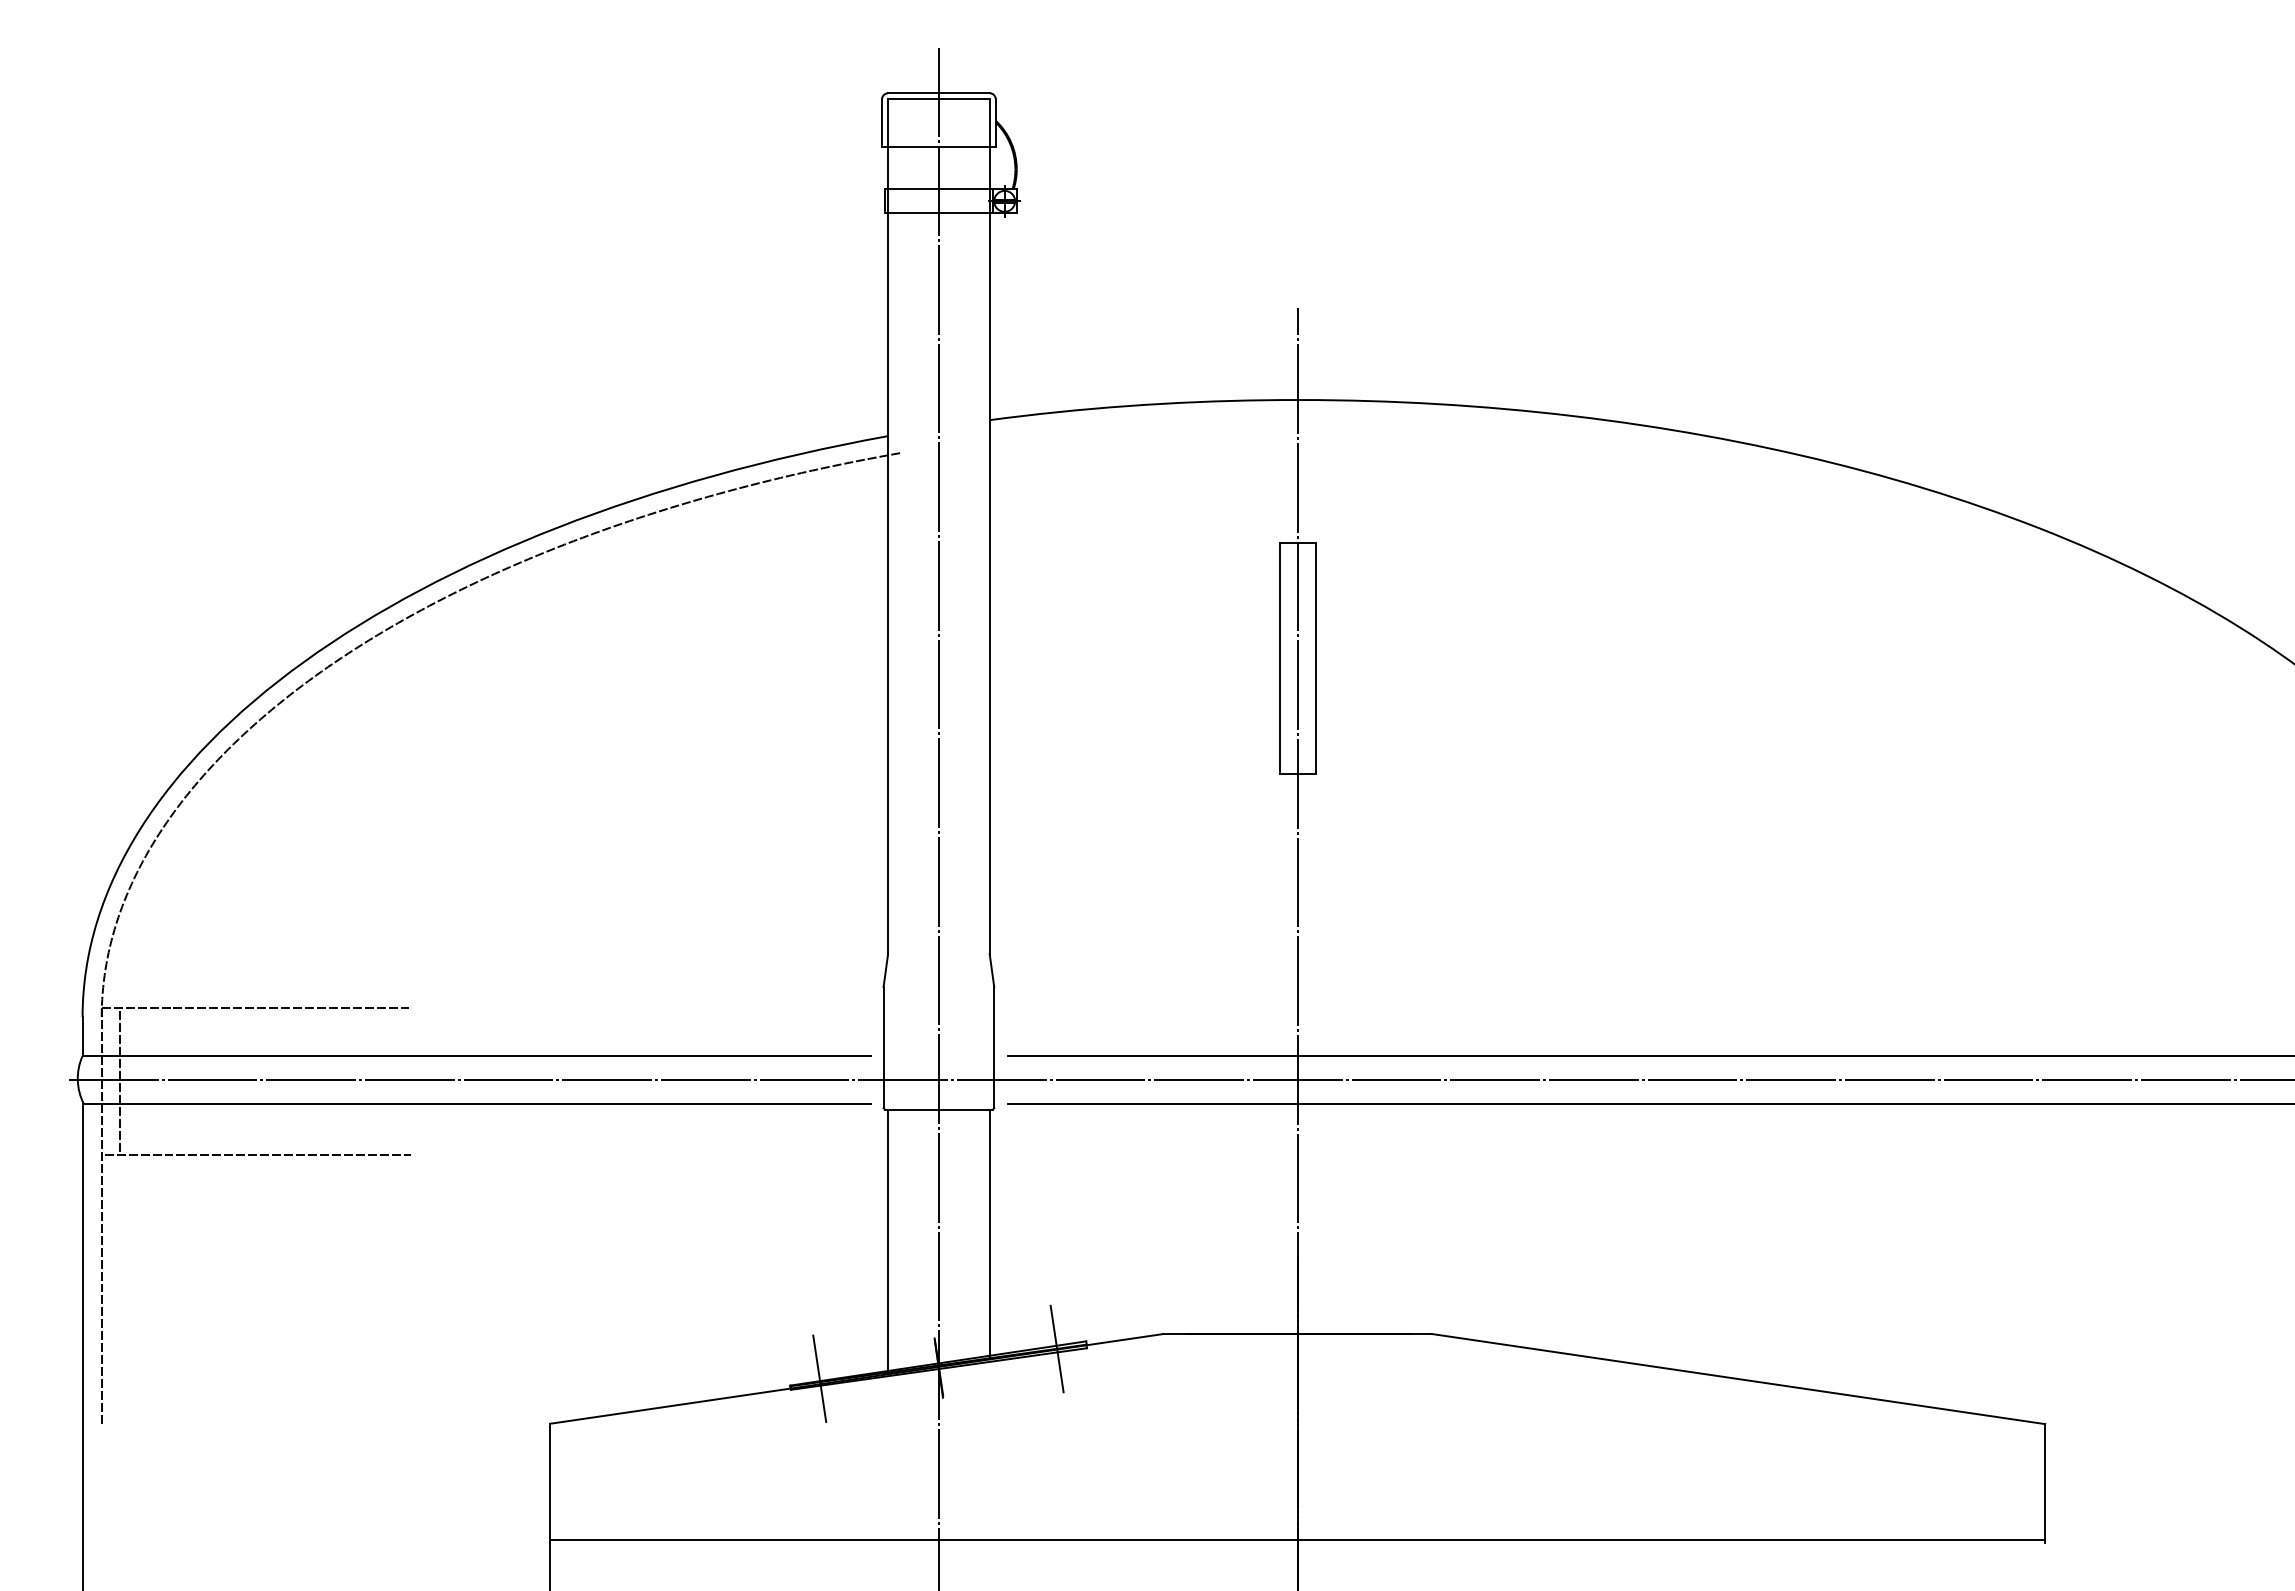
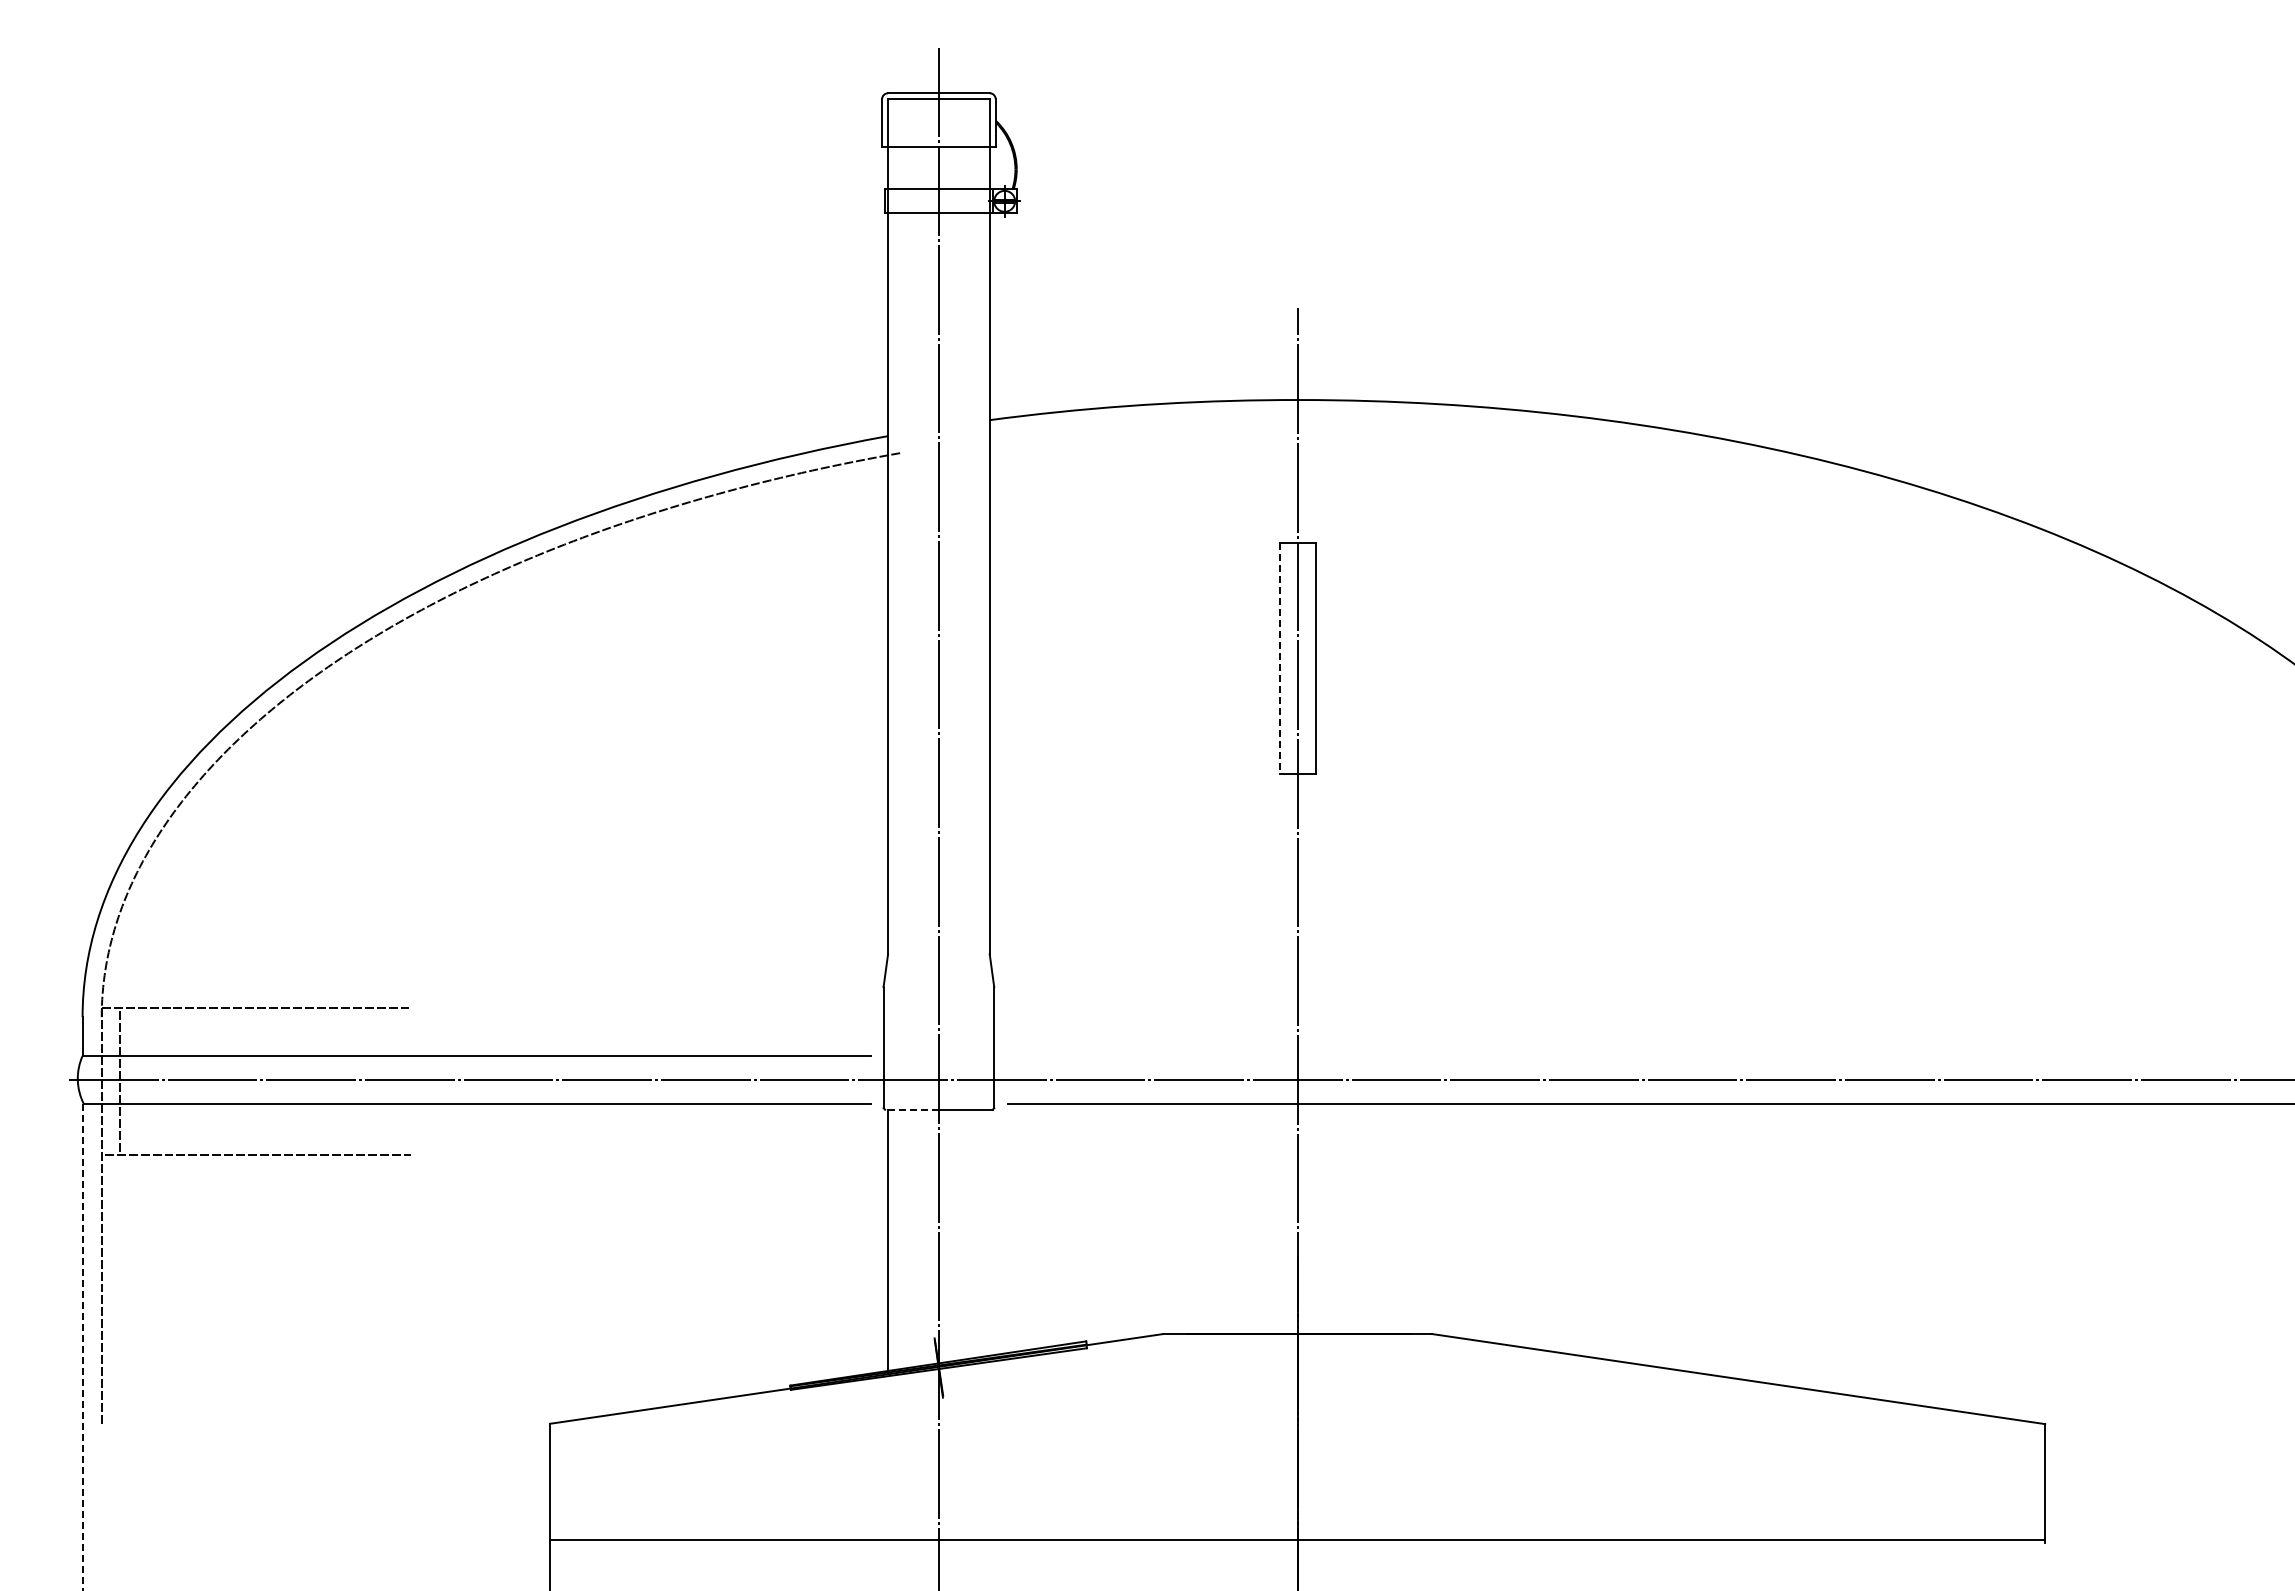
line: solid -> dashed (1279, 658)
line: present -> none (1649, 1056)
line: solid -> dashed (912, 1109)
line: present -> none (989, 1233)
line: solid -> dashed (83, 1346)
line: present -> none (1056, 1348)
line: present -> none (819, 1378)
